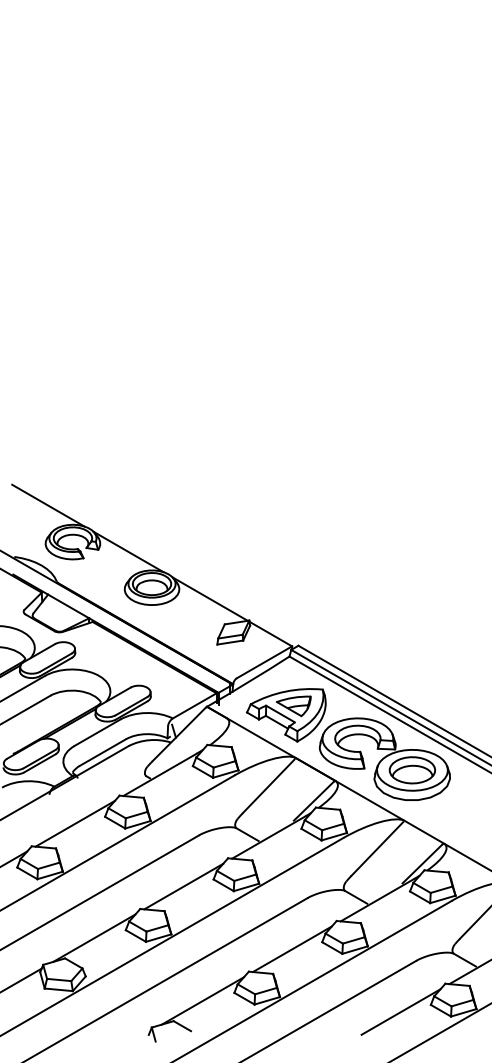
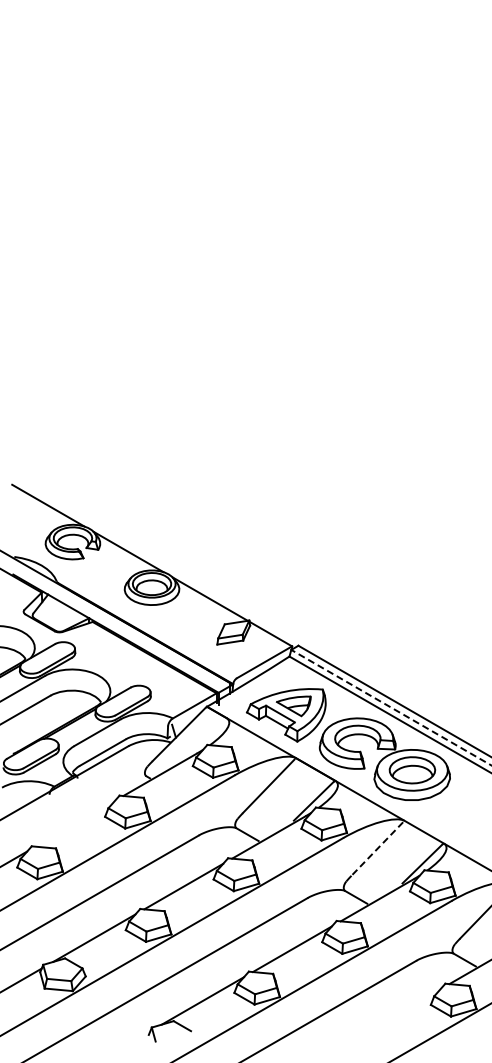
line: solid -> dashed (390, 707)
line: present -> none (74, 823)
line: solid -> dashed (376, 849)
line: present -> none (400, 1011)
